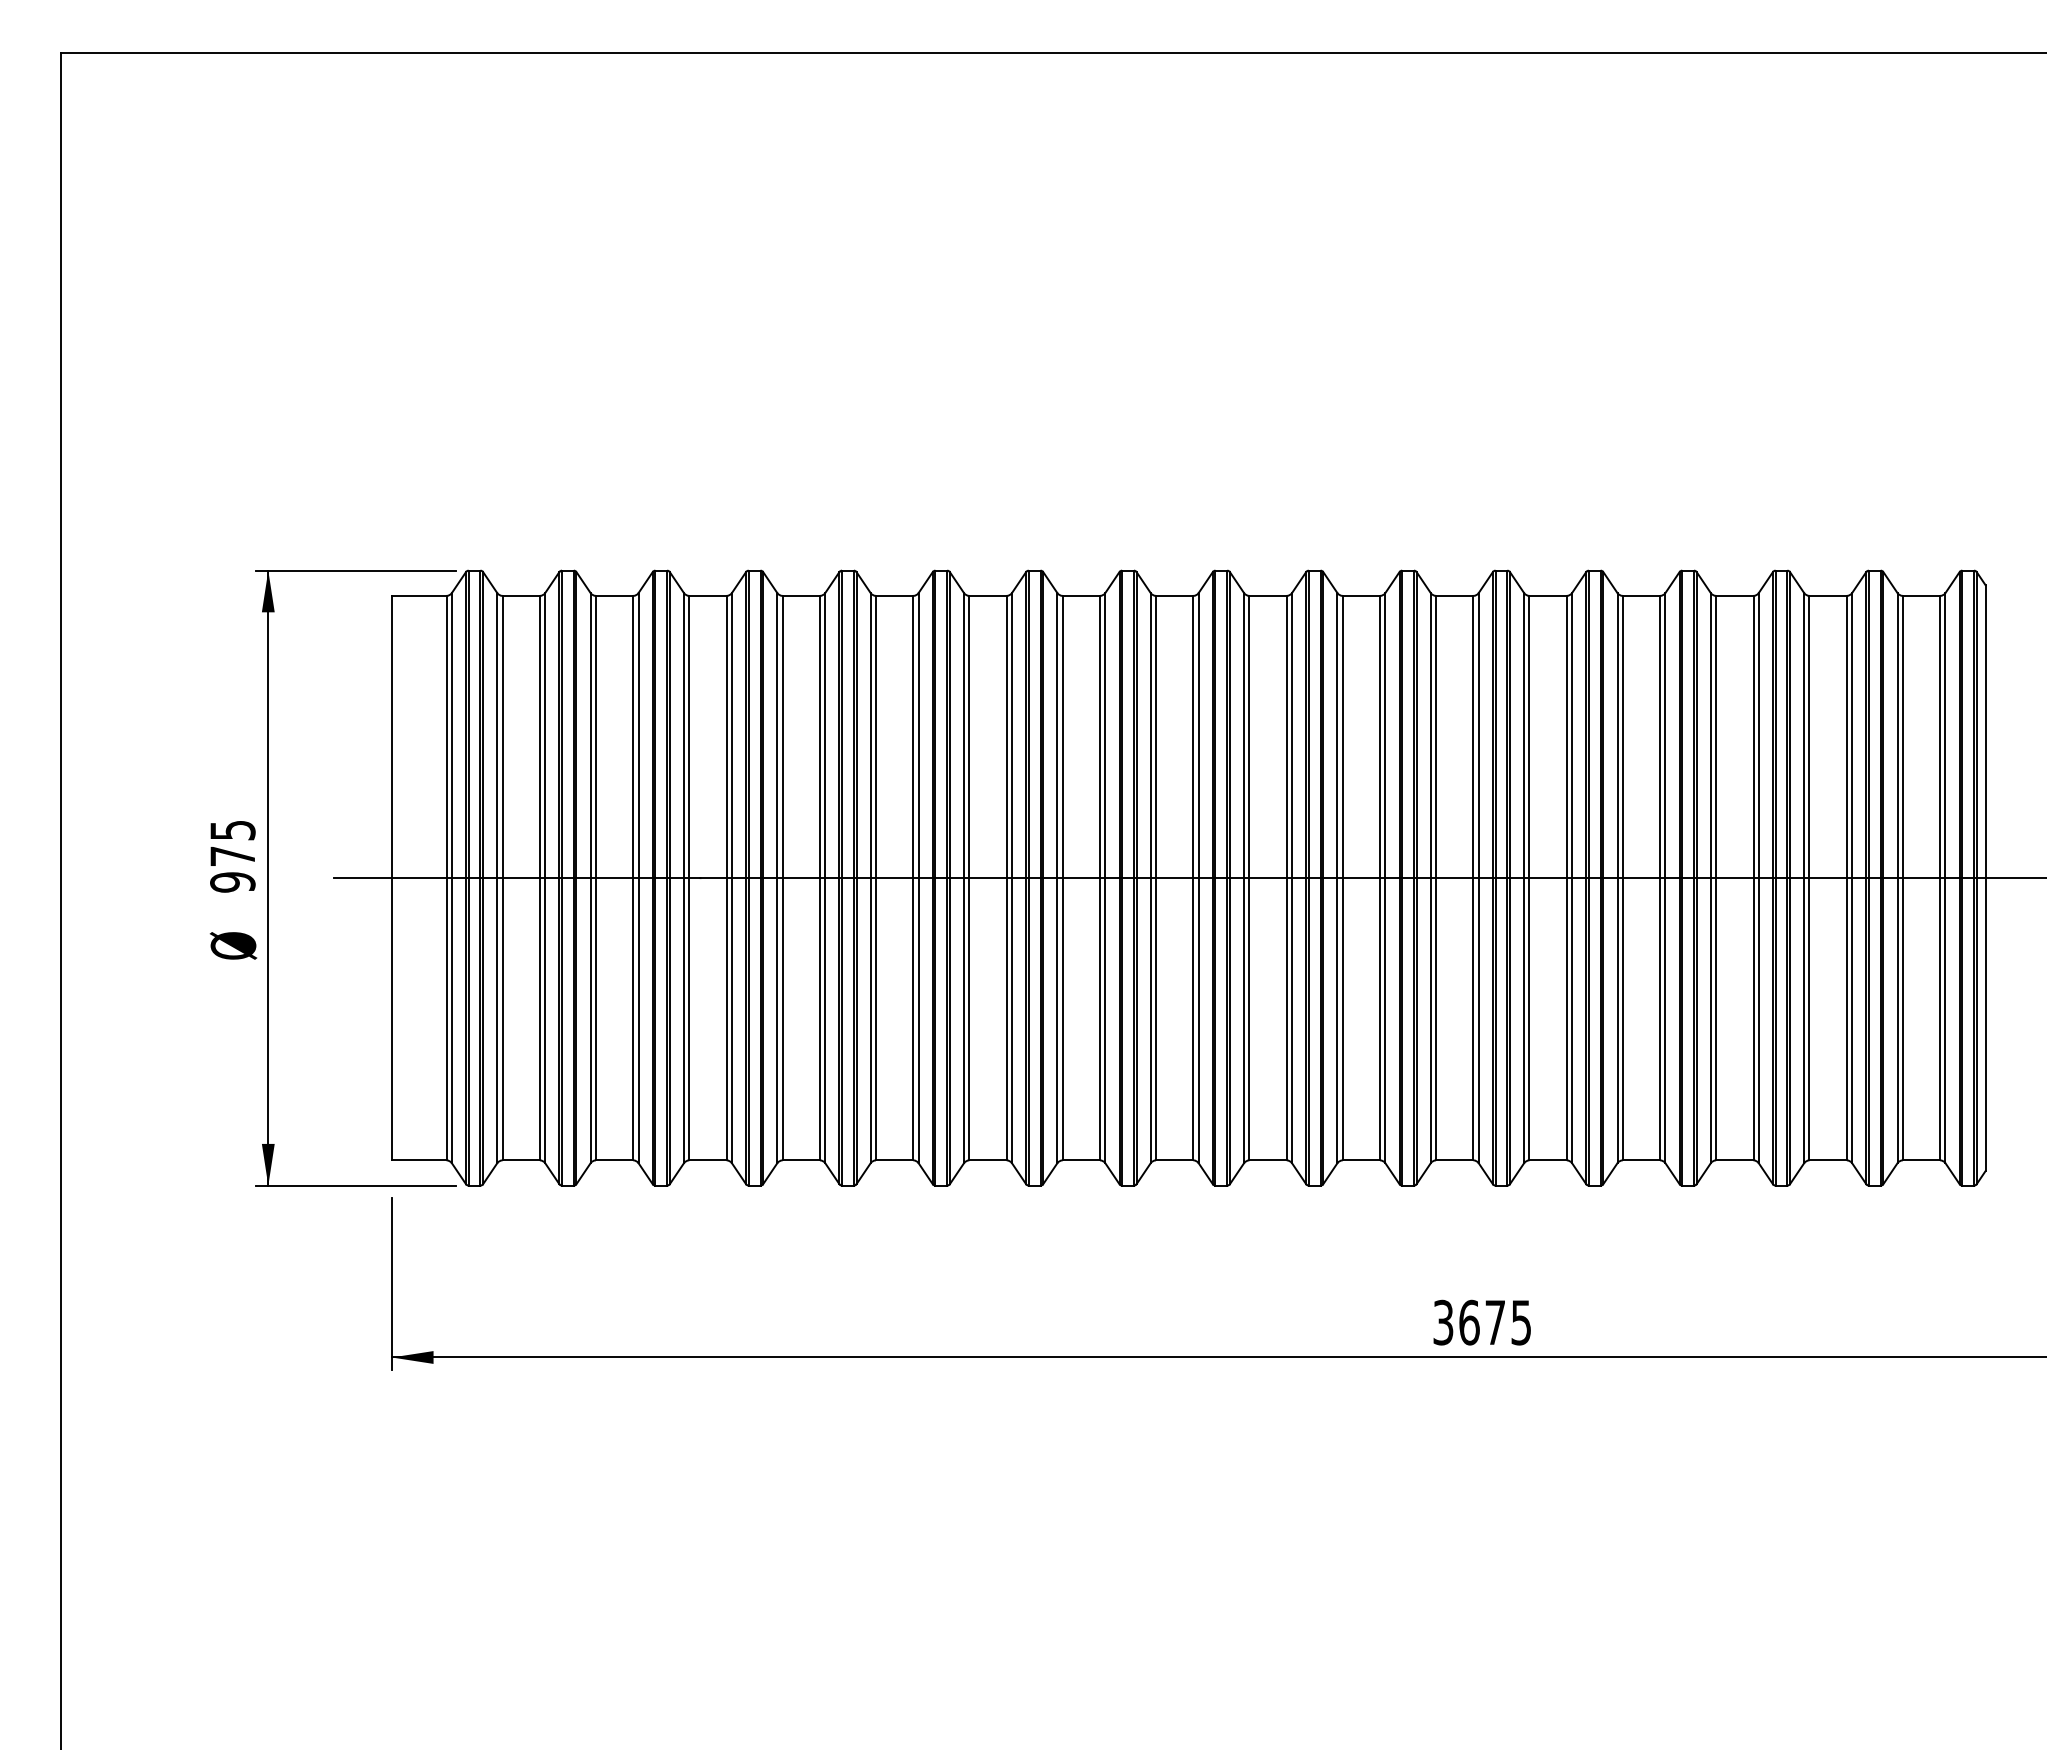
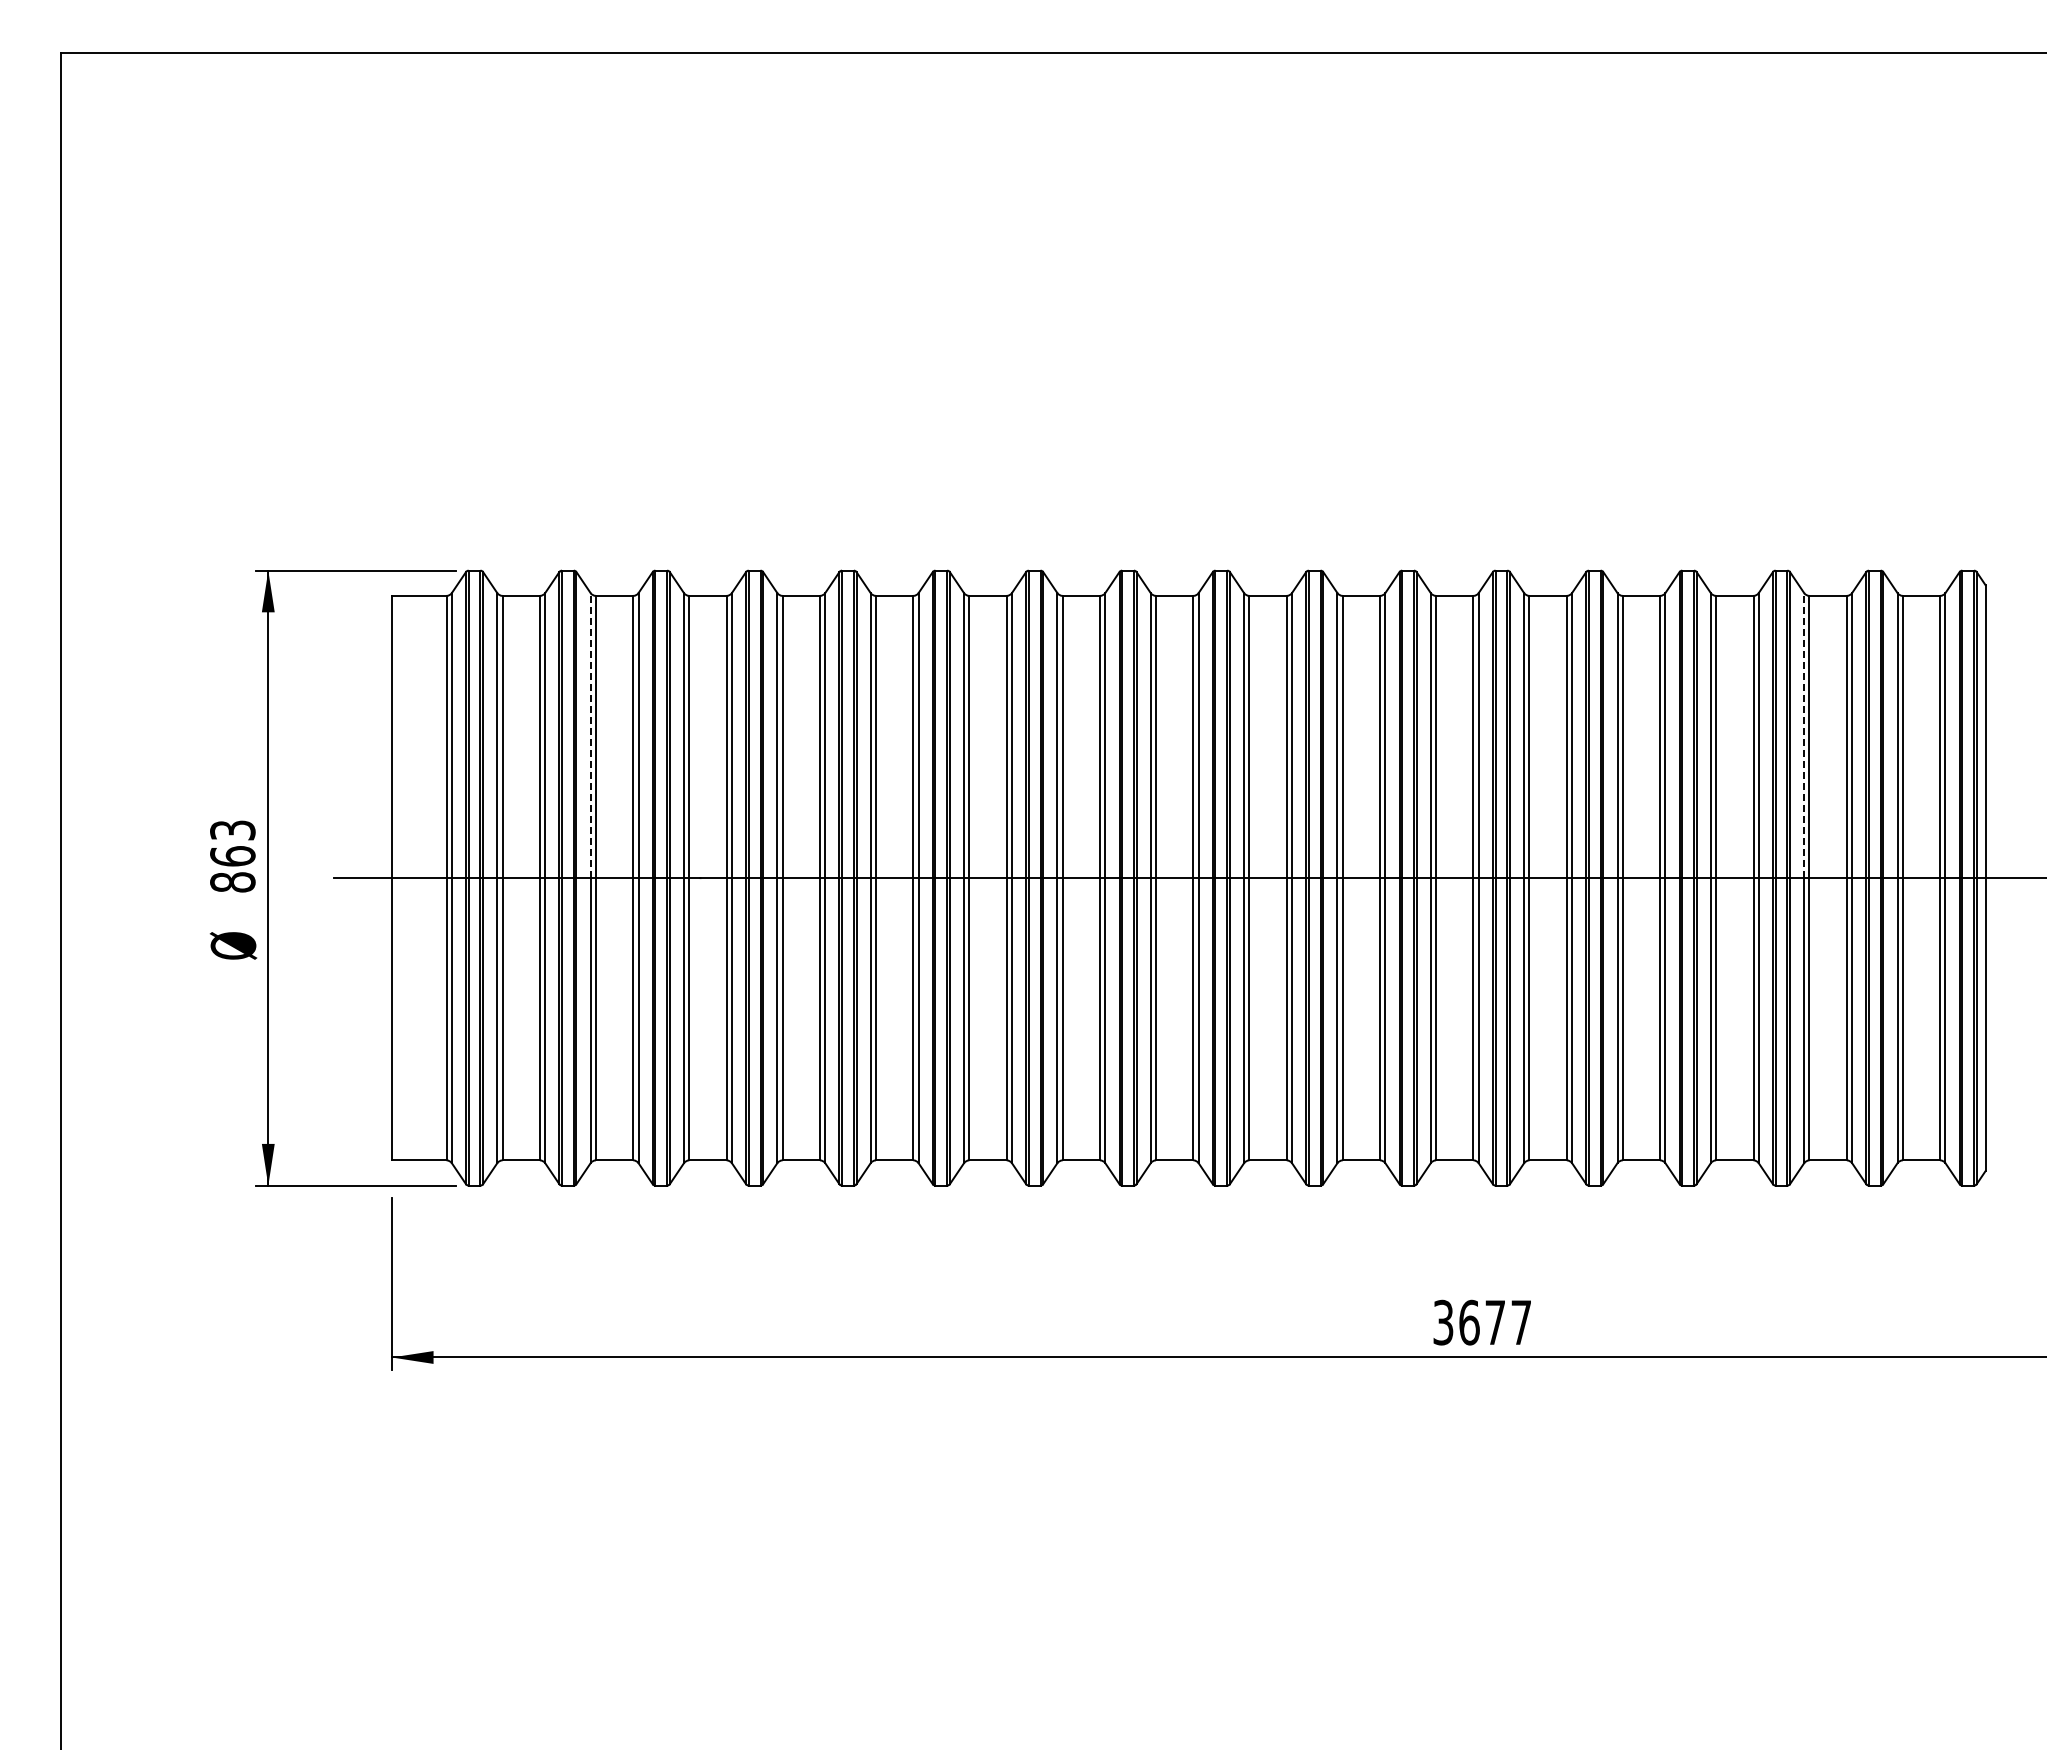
line: solid -> dashed (590, 735)
line: solid -> dashed (1804, 735)
text: 975 -> 863 (232, 856)
text: 3675 -> 3677 (1520, 1322)
